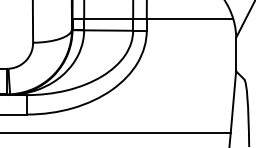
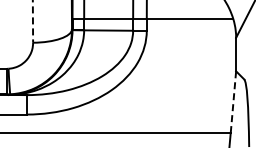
line: solid -> dashed (32, 21)
line: solid -> dashed (233, 102)
